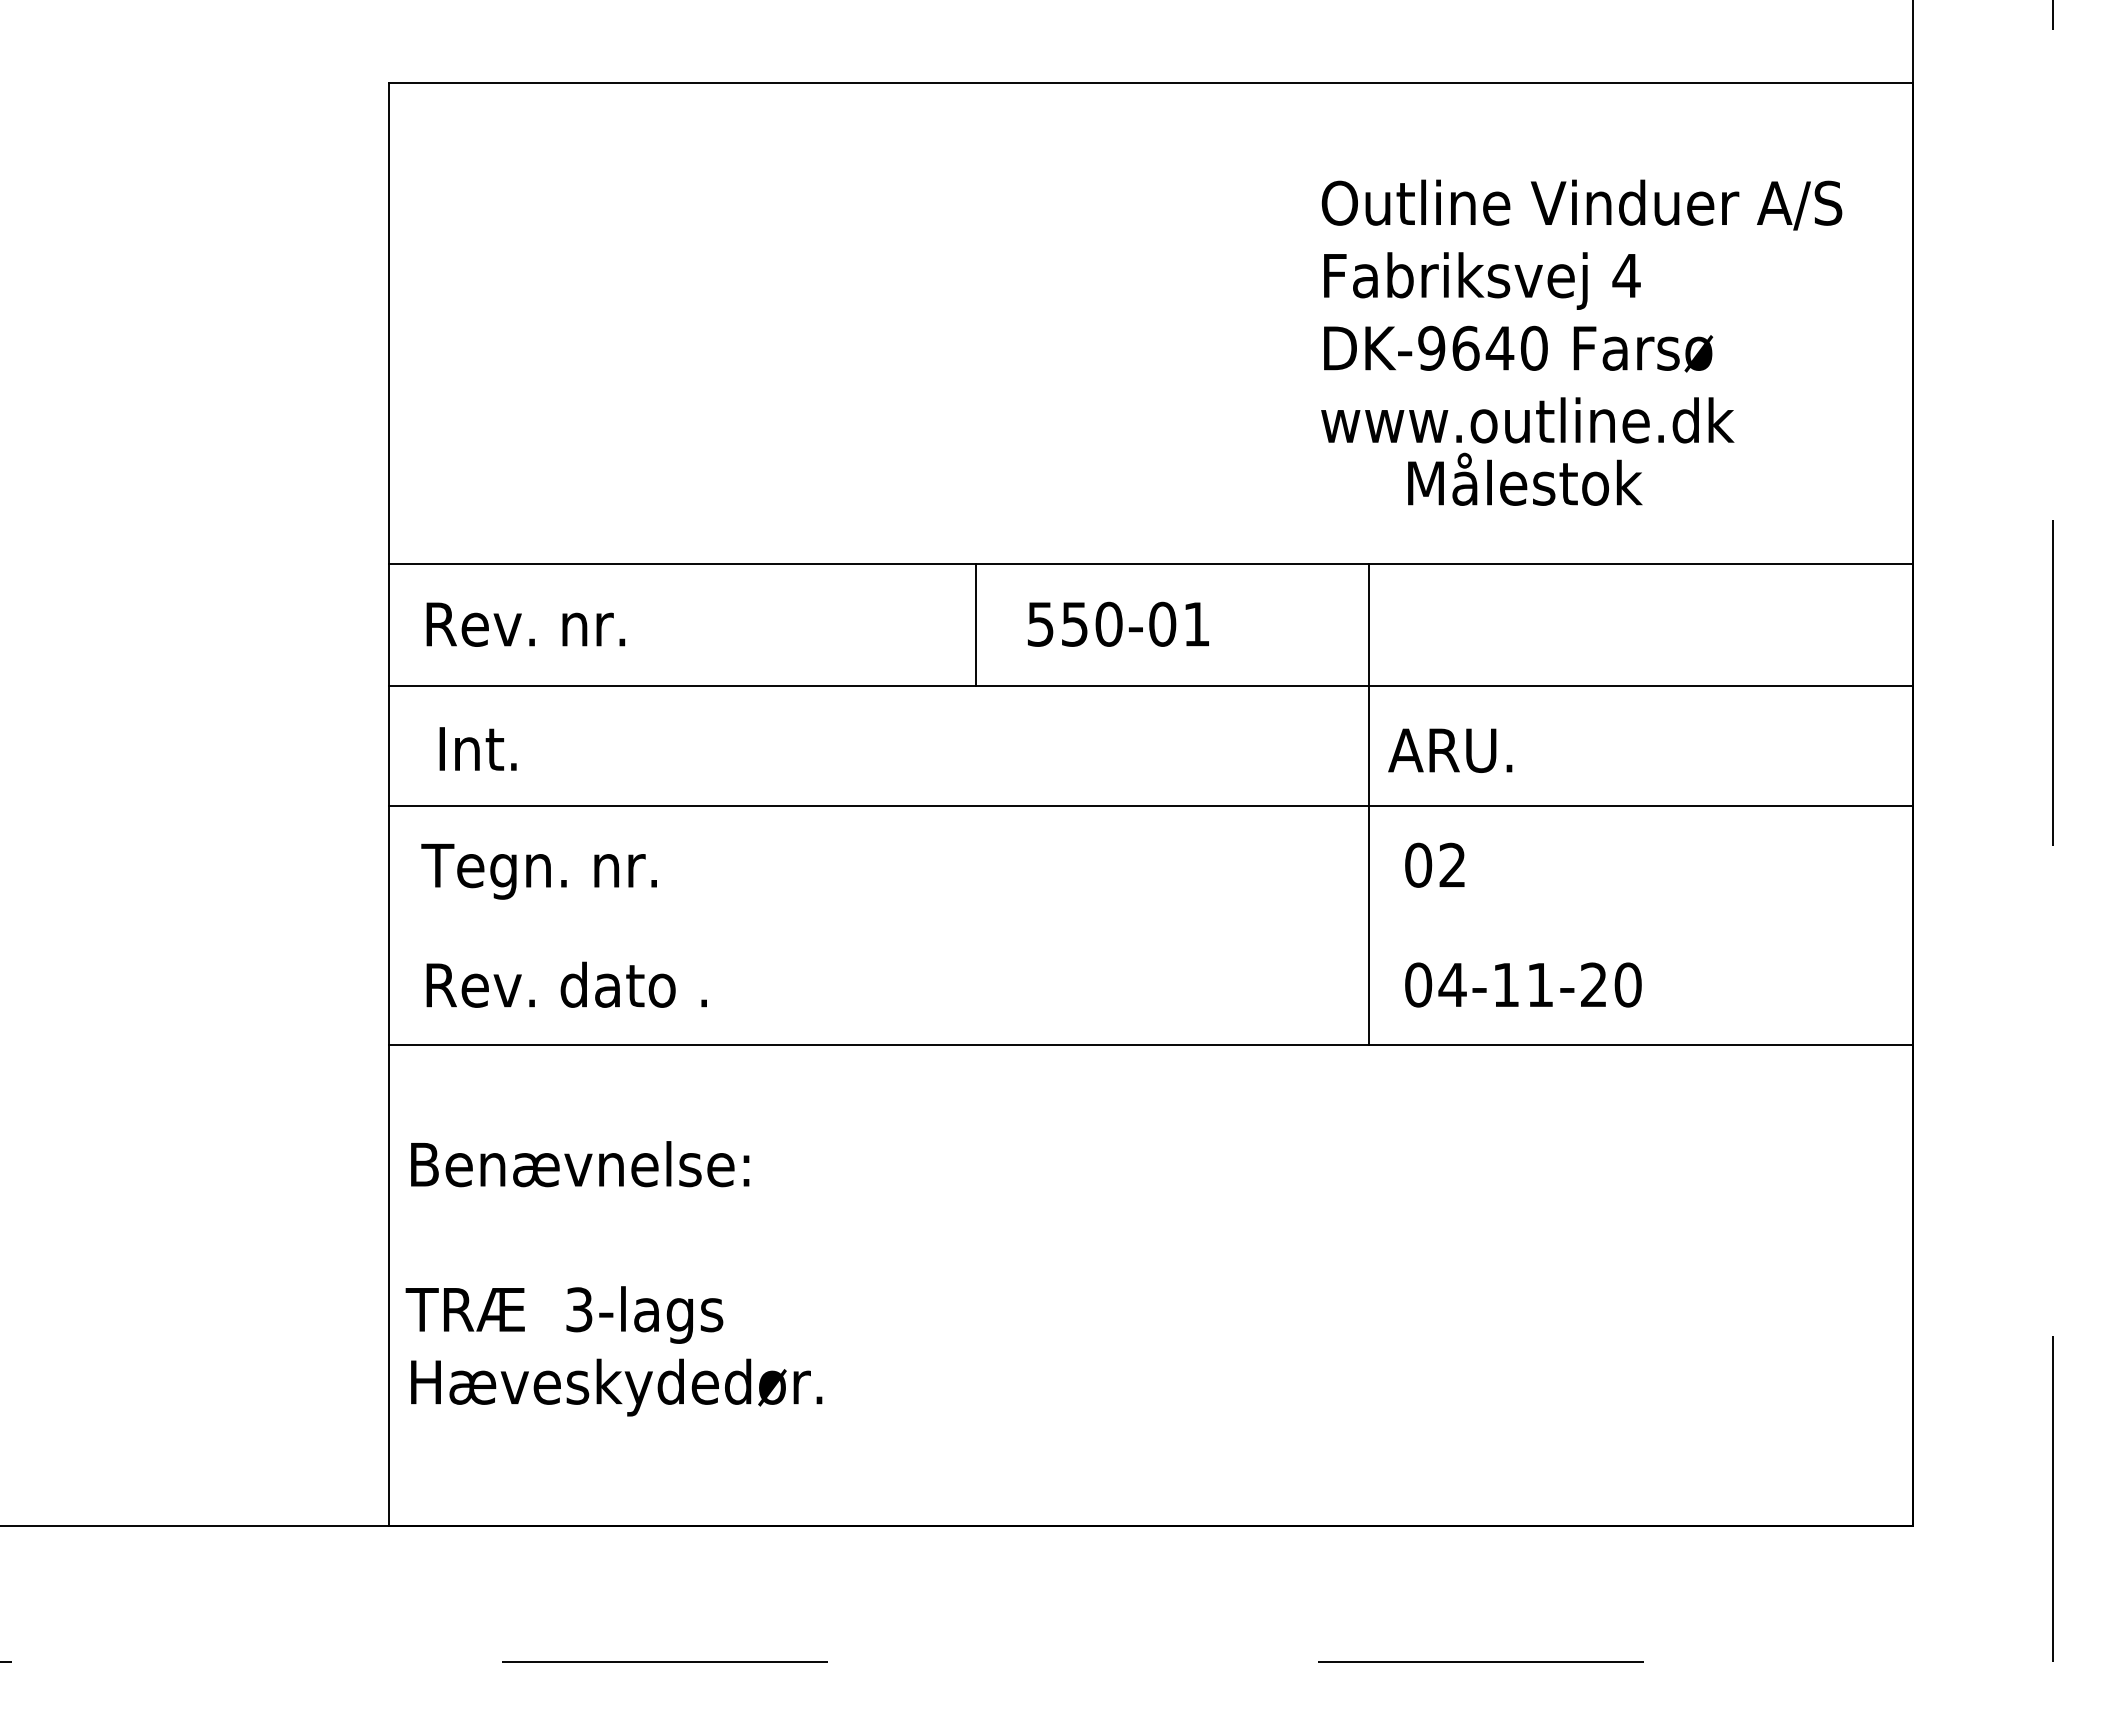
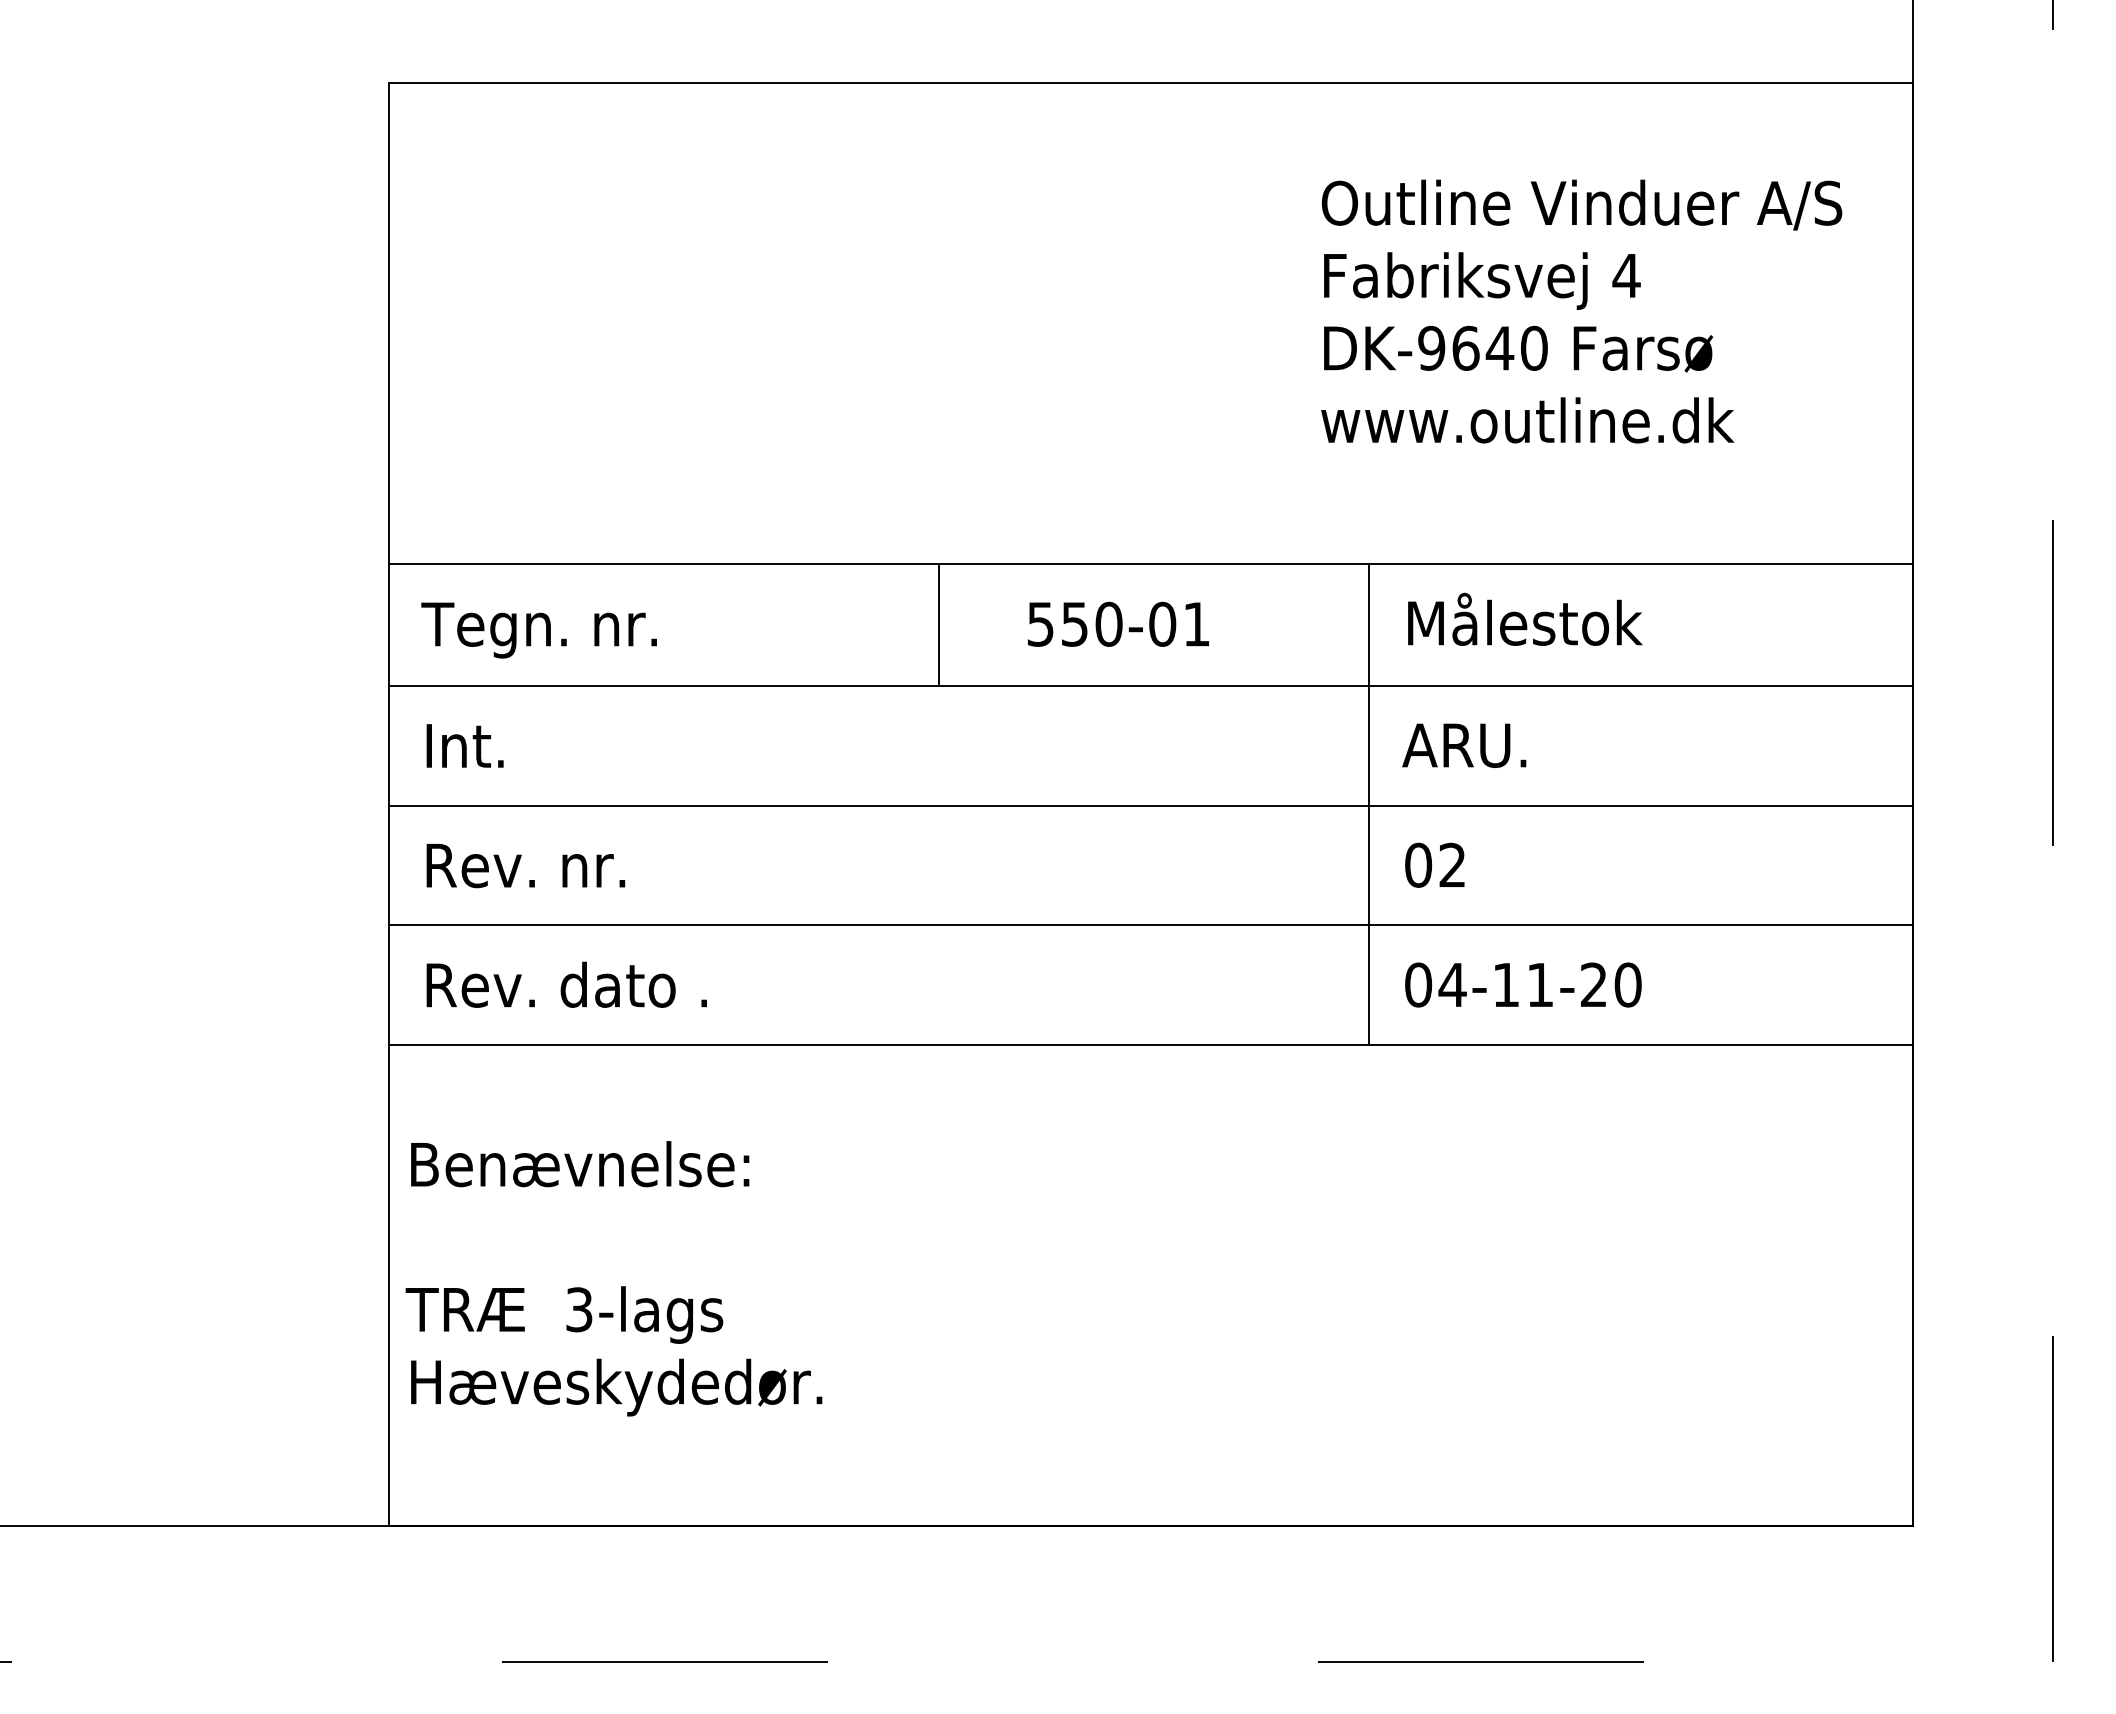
text position: (1525, 478) -> (1525, 618) (1525, 618)
line position: (975, 624) -> (938, 624) (938, 624)
text: Rev. nr. -> Tegn. nr. (538, 630)
text position: (477, 748) -> (464, 745) (464, 745)
text position: (1450, 750) -> (1464, 745) (1464, 745)
text: Tegn. nr. -> Rev. nr. (538, 871)
line: none -> present (1150, 925)
